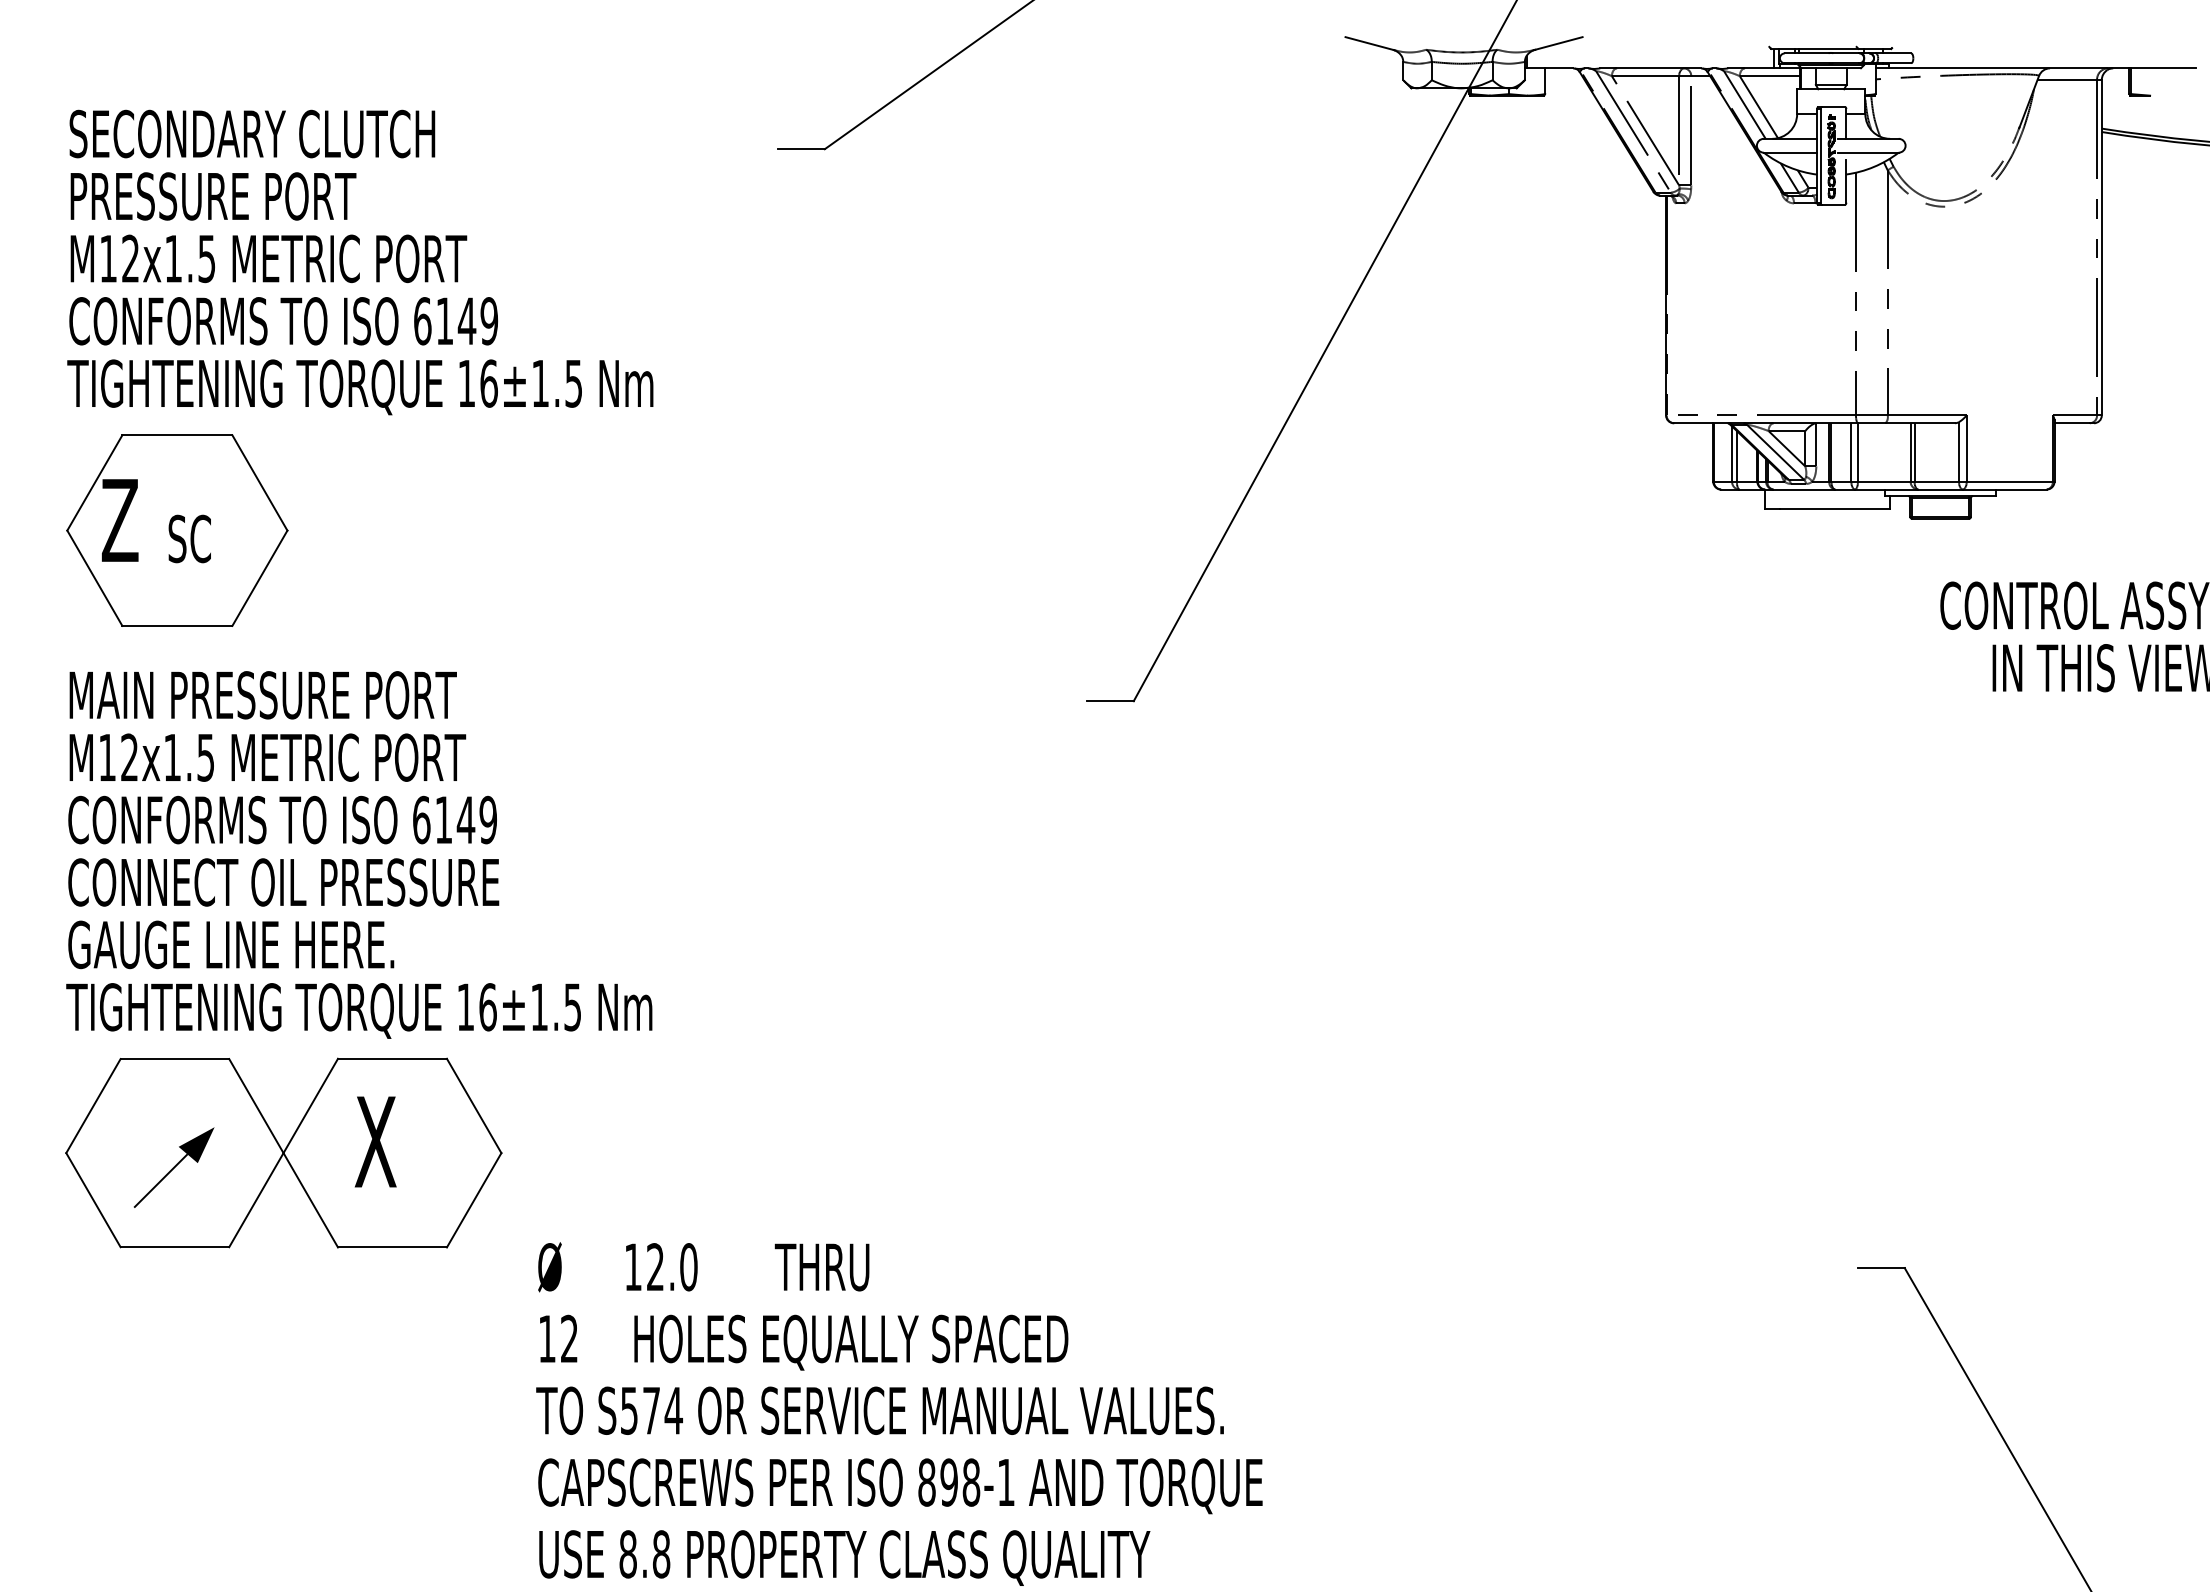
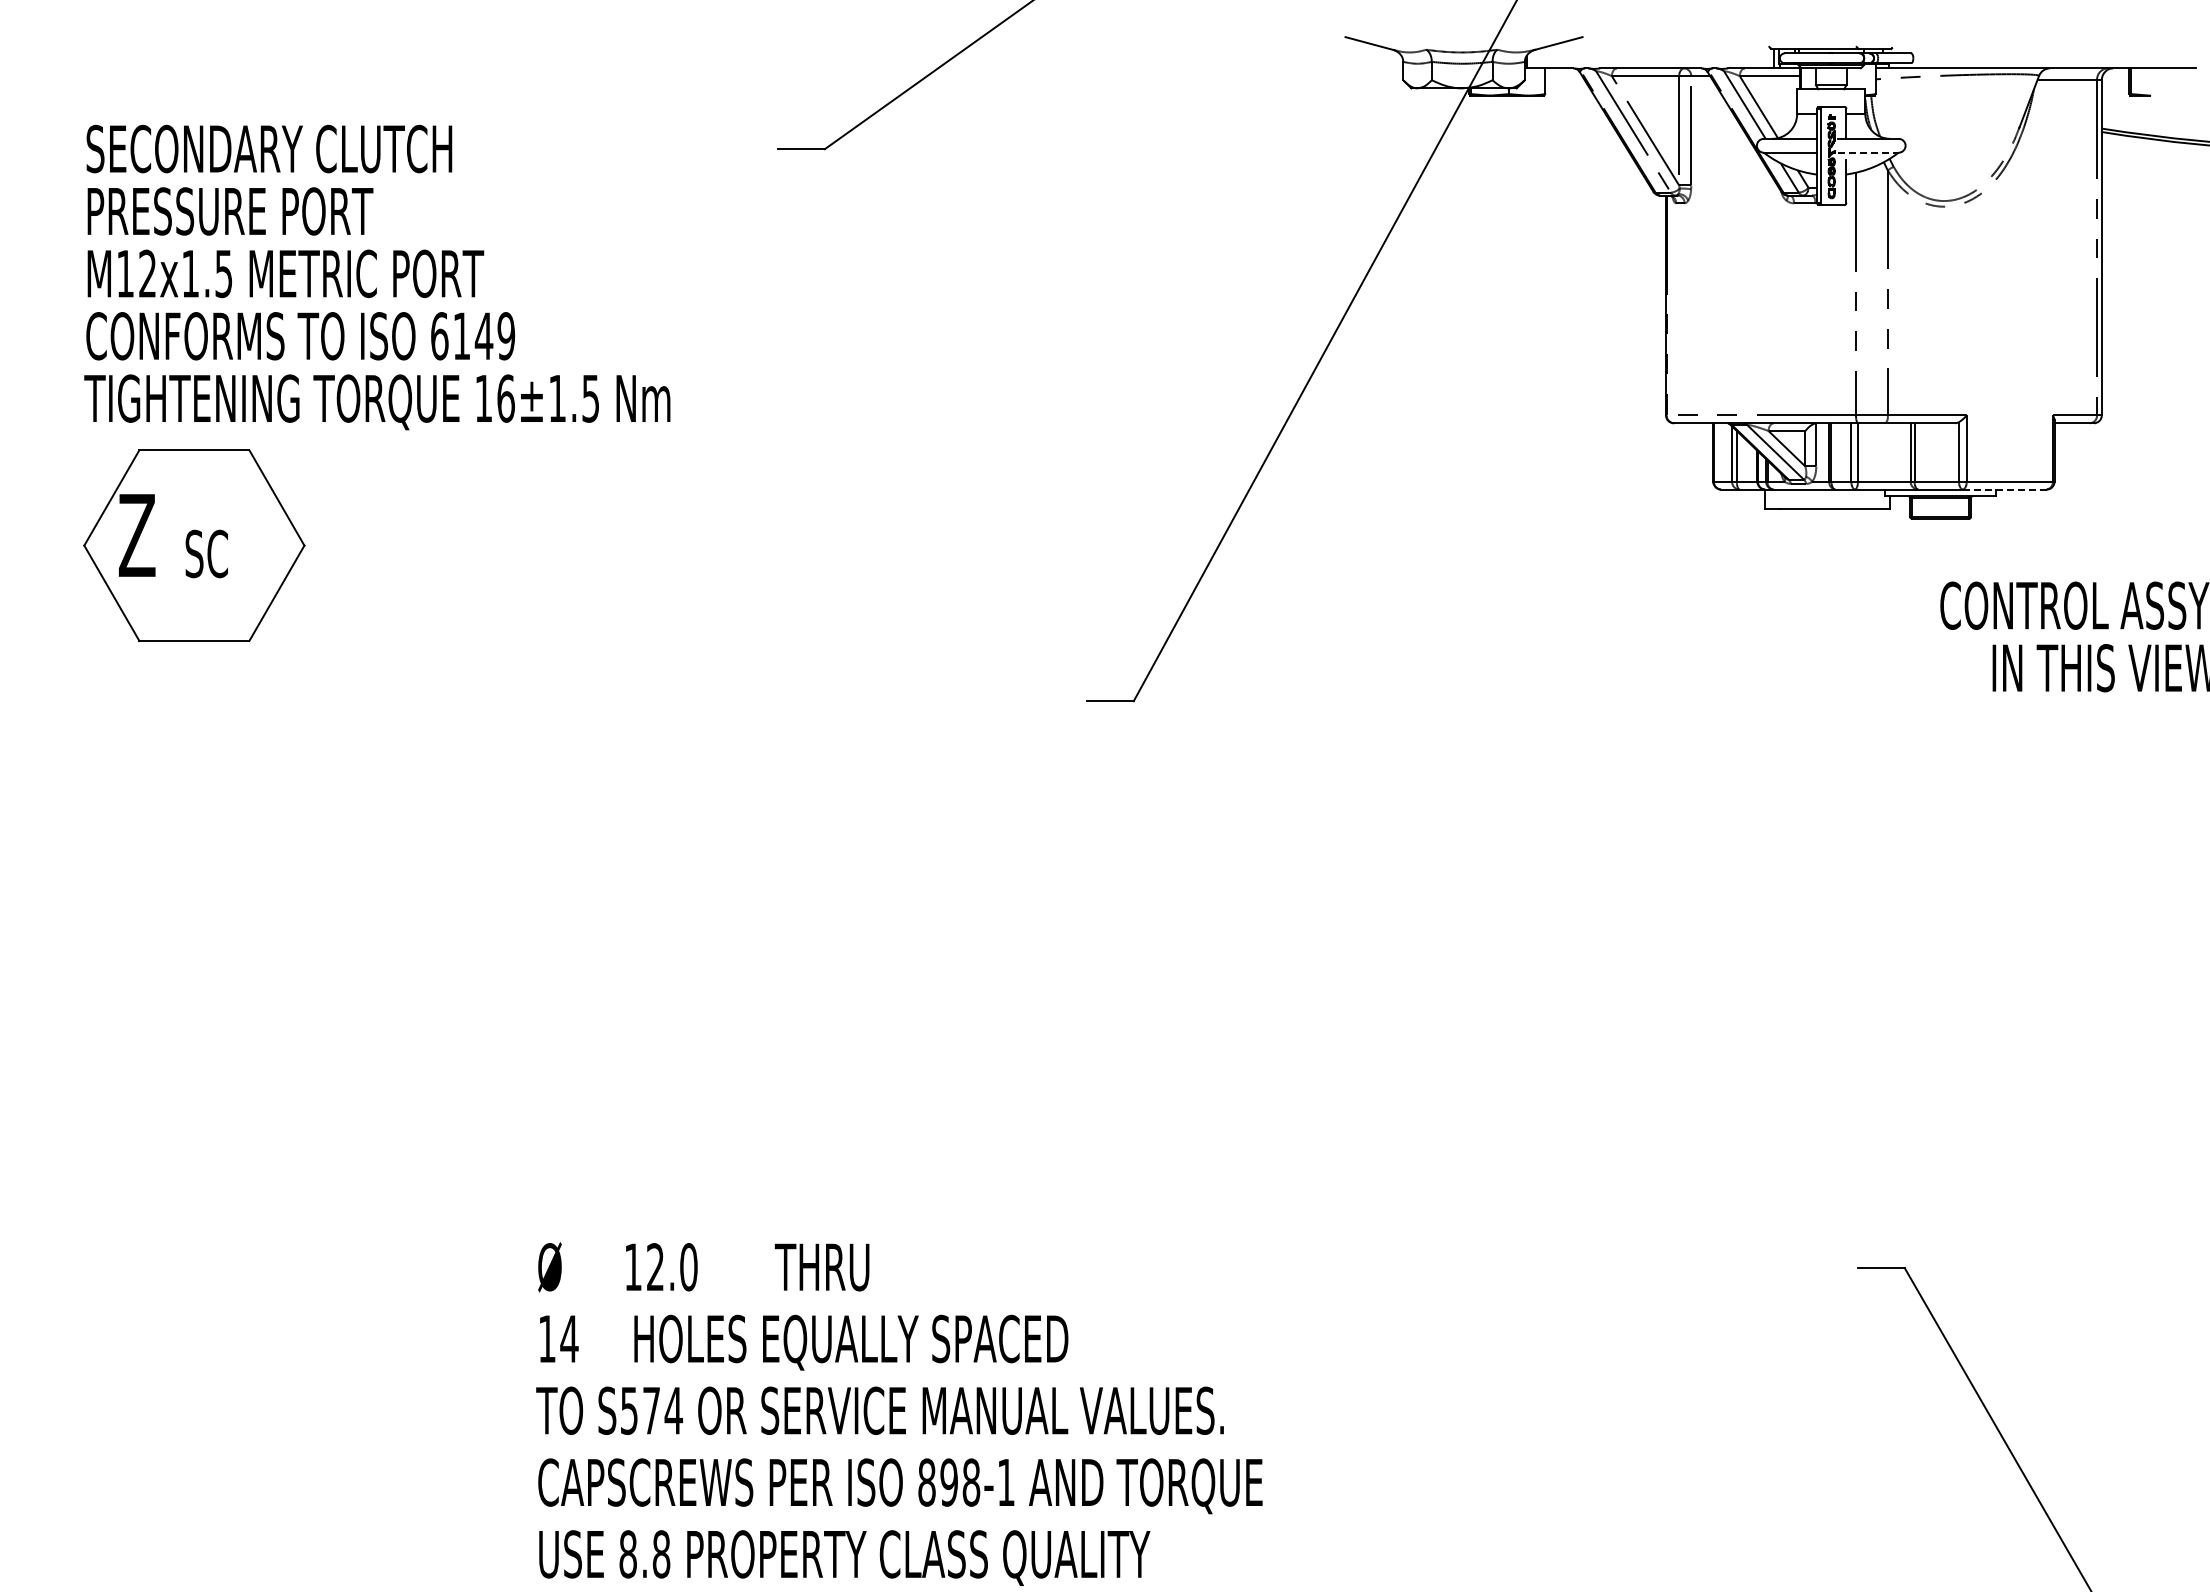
line: solid -> dashed (1868, 152)
part position: (359, 367) -> (376, 382) (376, 382)
line: solid -> dashed (2004, 489)
part: present -> none (358, 959)
text: 12 -> 14 (569, 1338)
